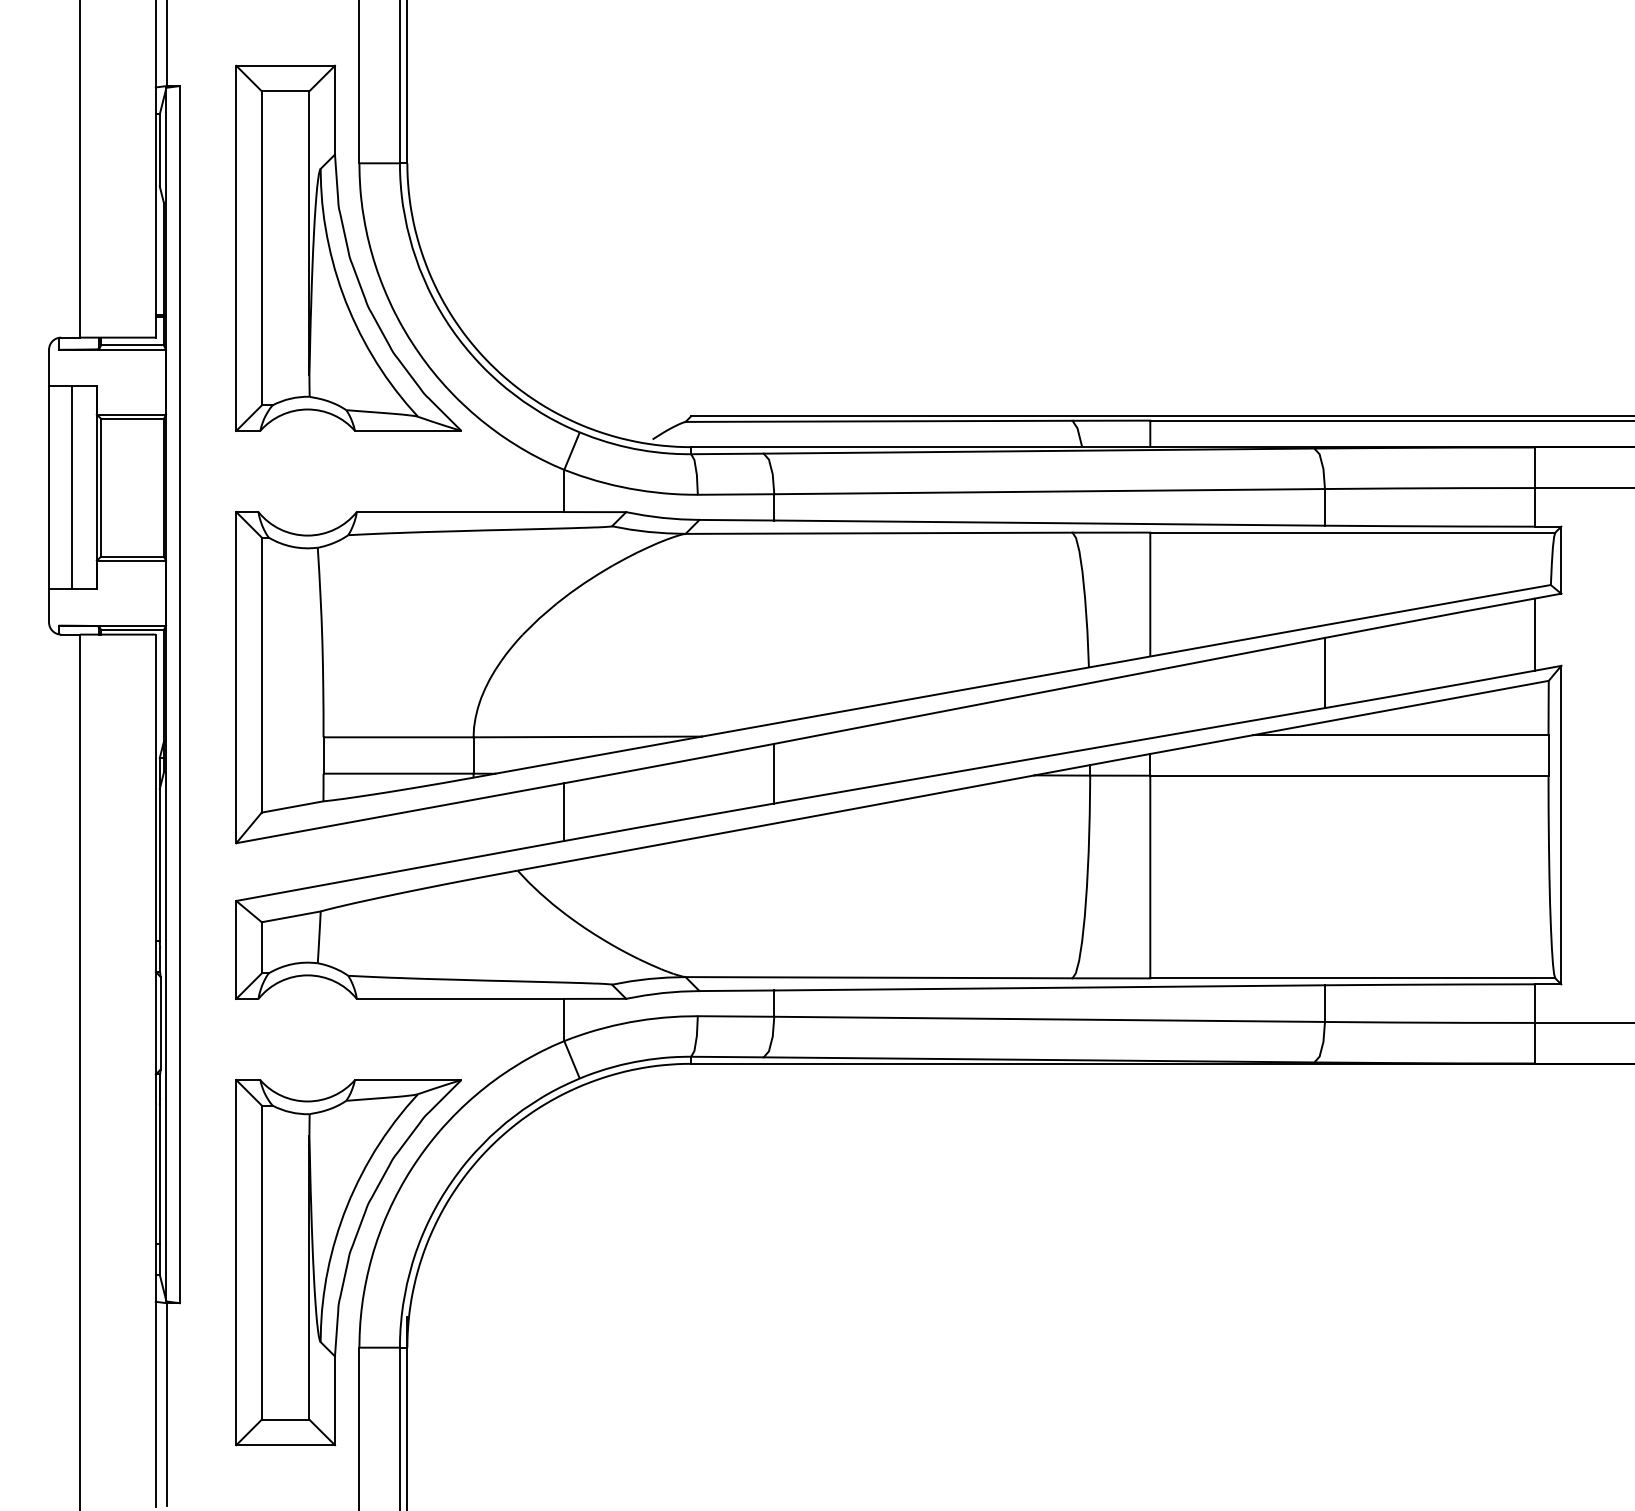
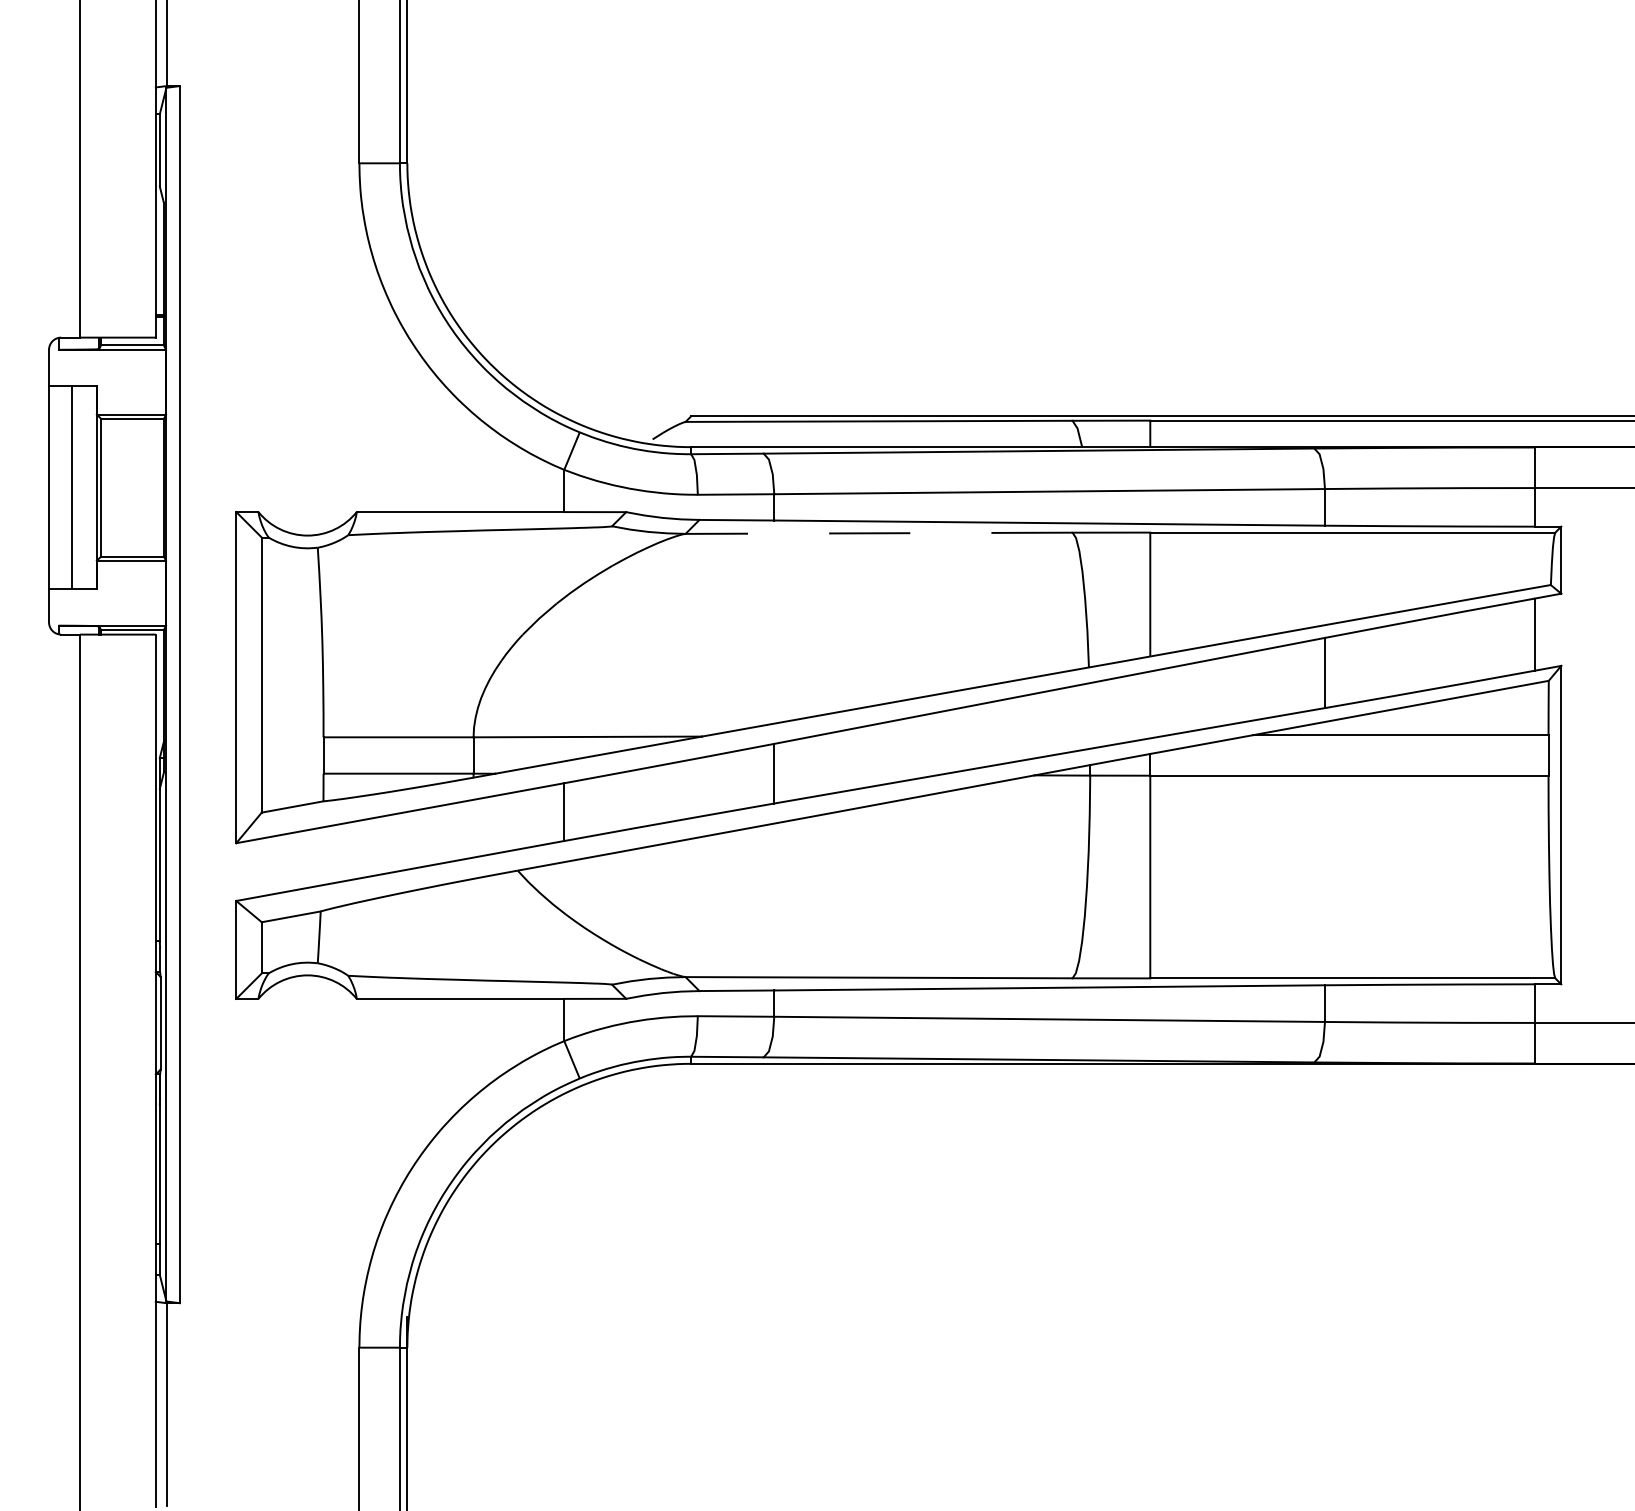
part: present -> none (348, 247)
line: solid -> dashed (878, 533)
part: present -> none (348, 1262)
